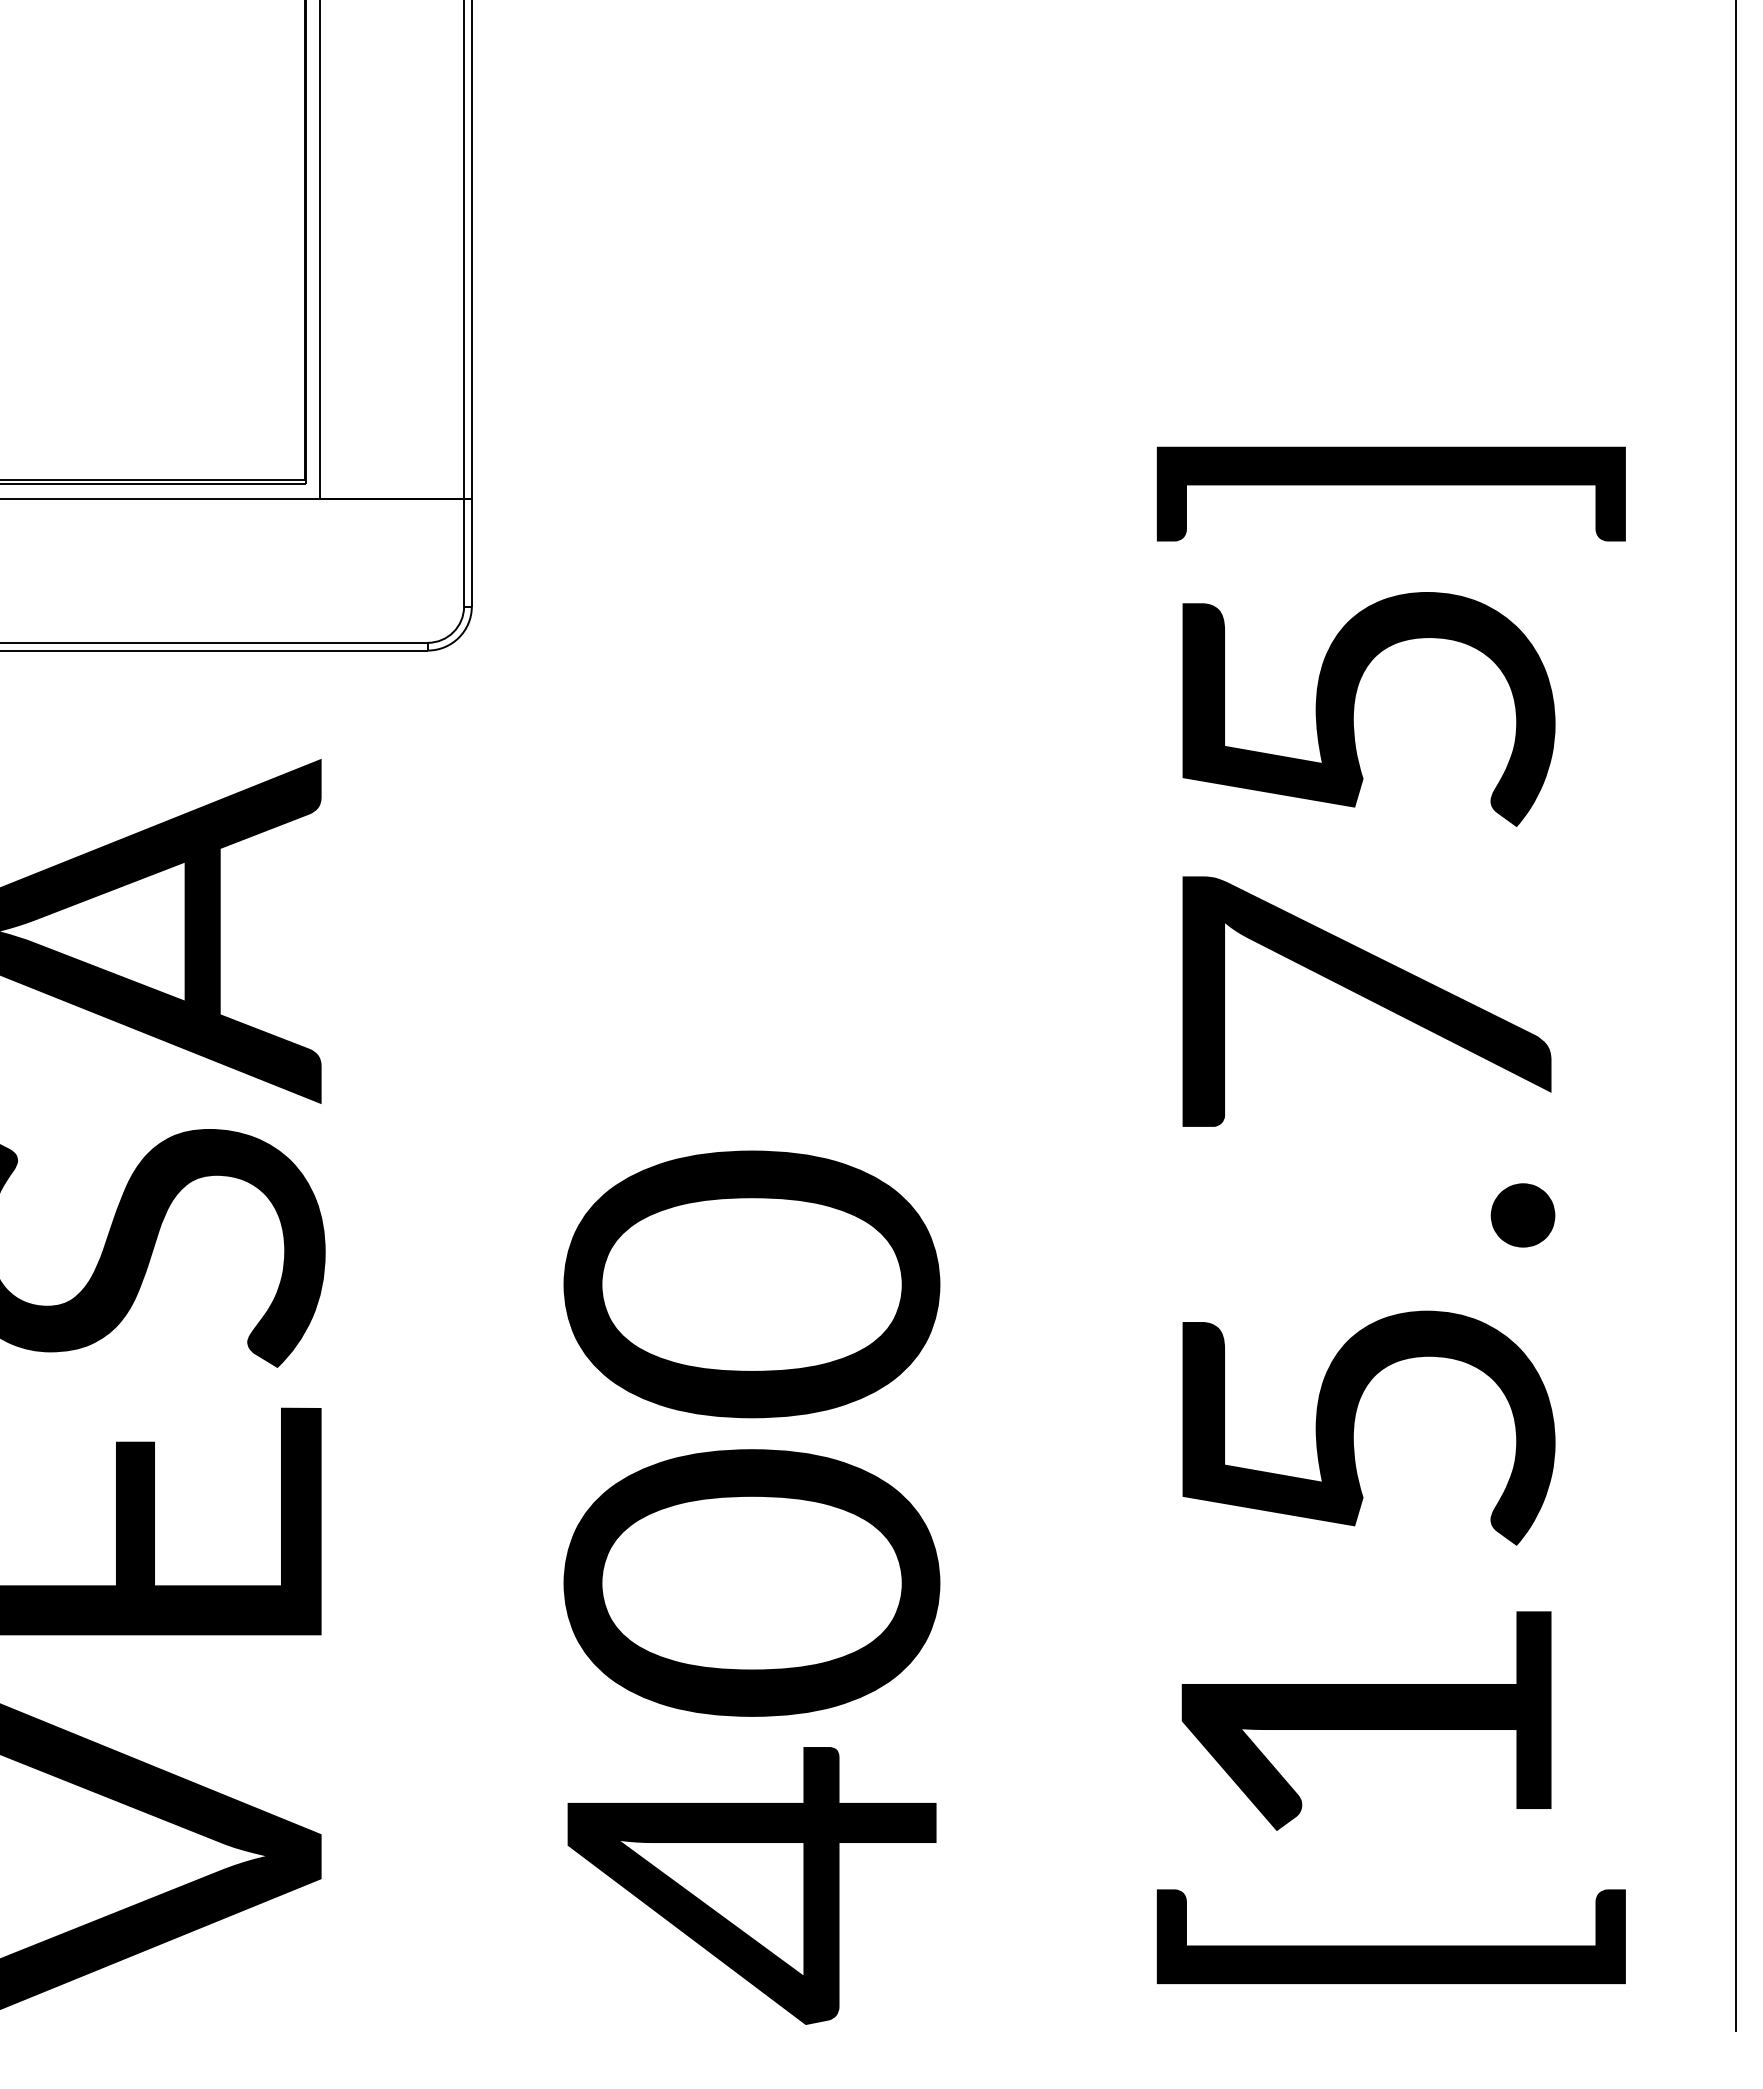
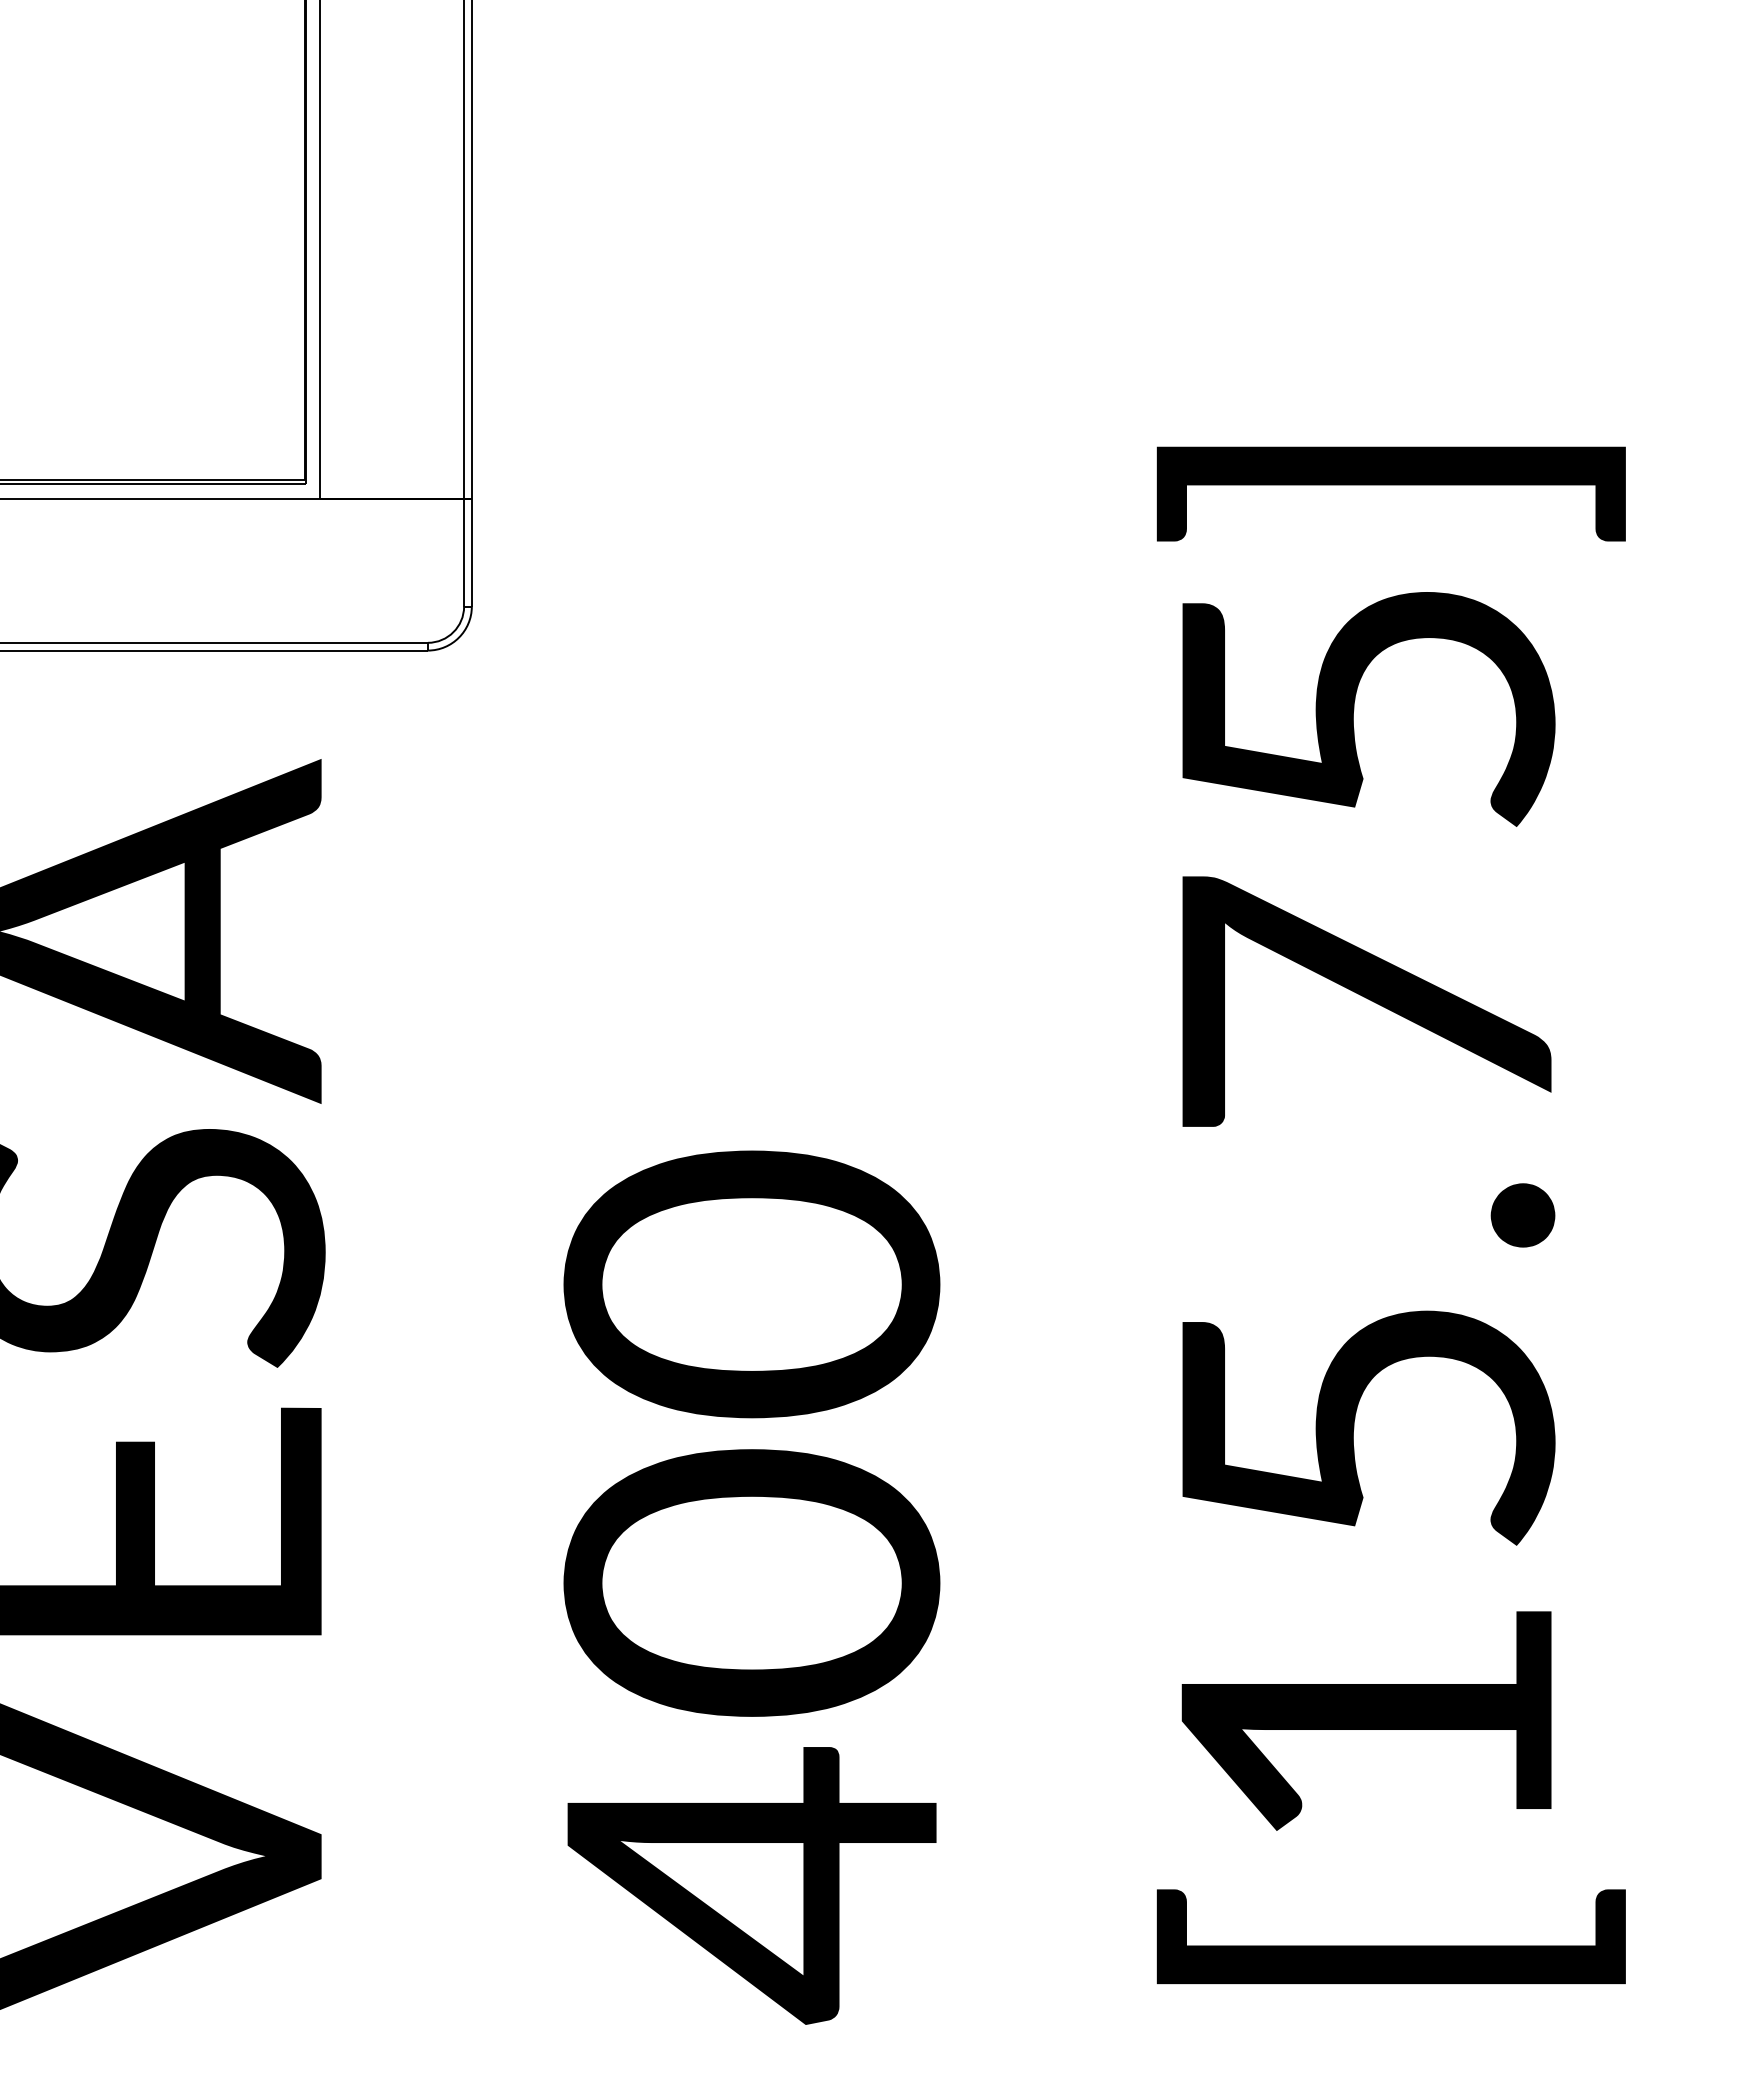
line: present -> none (1736, 1016)
